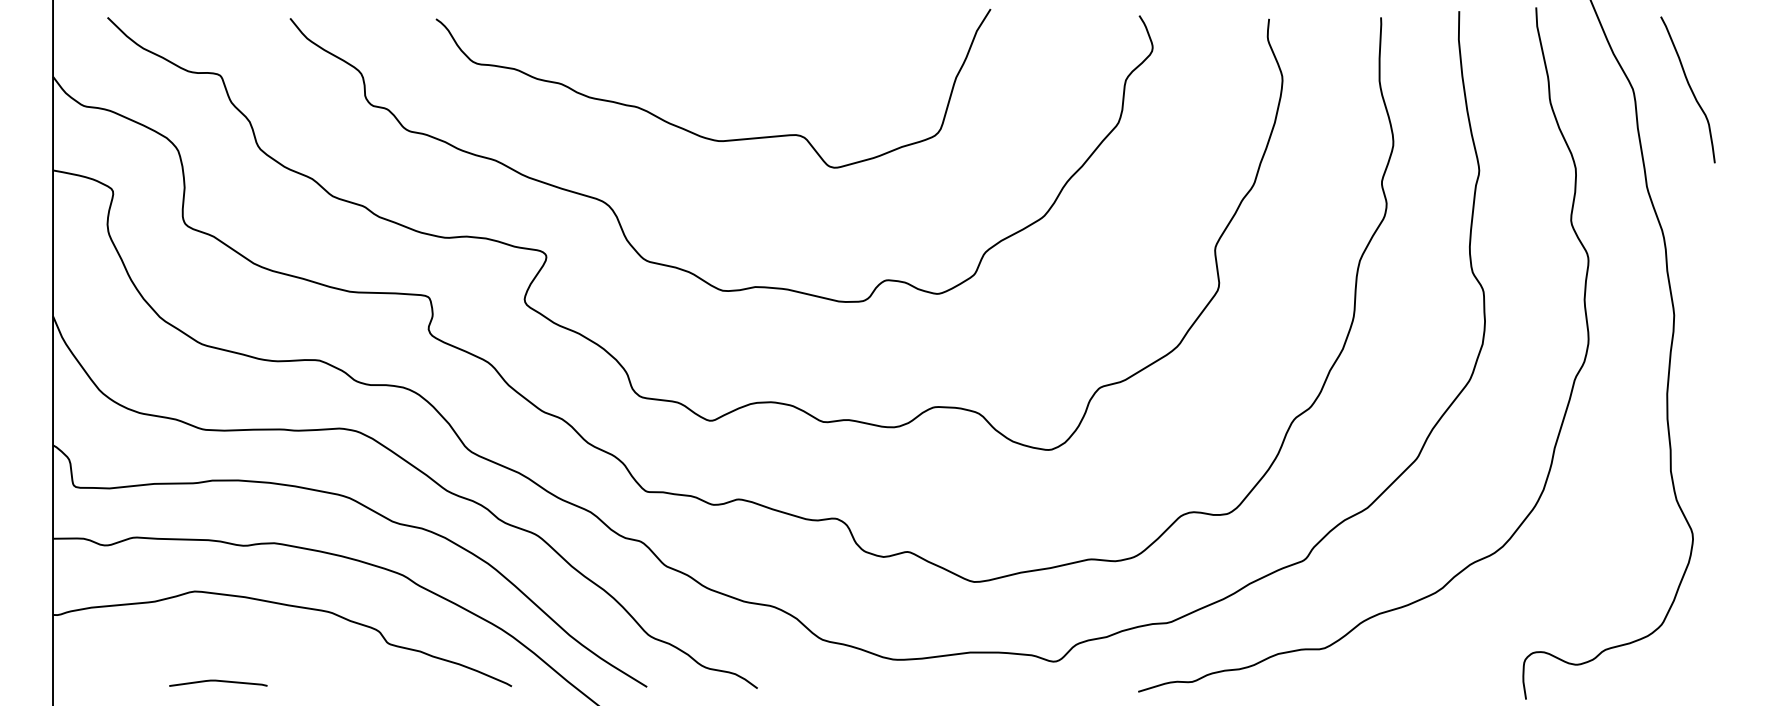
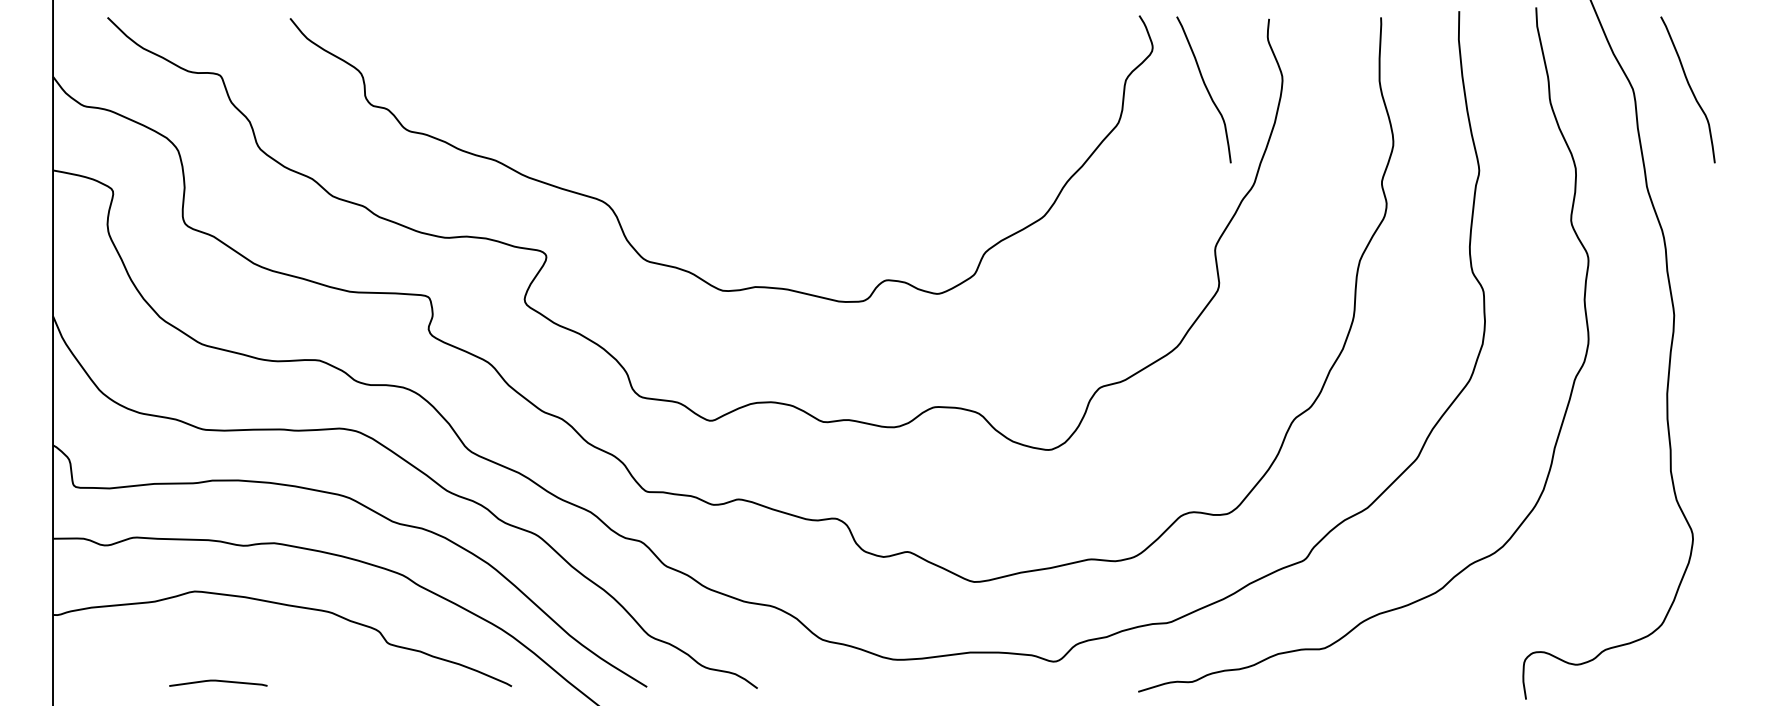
curve: none -> present (1205, 88)
curve: present -> none (694, 132)
